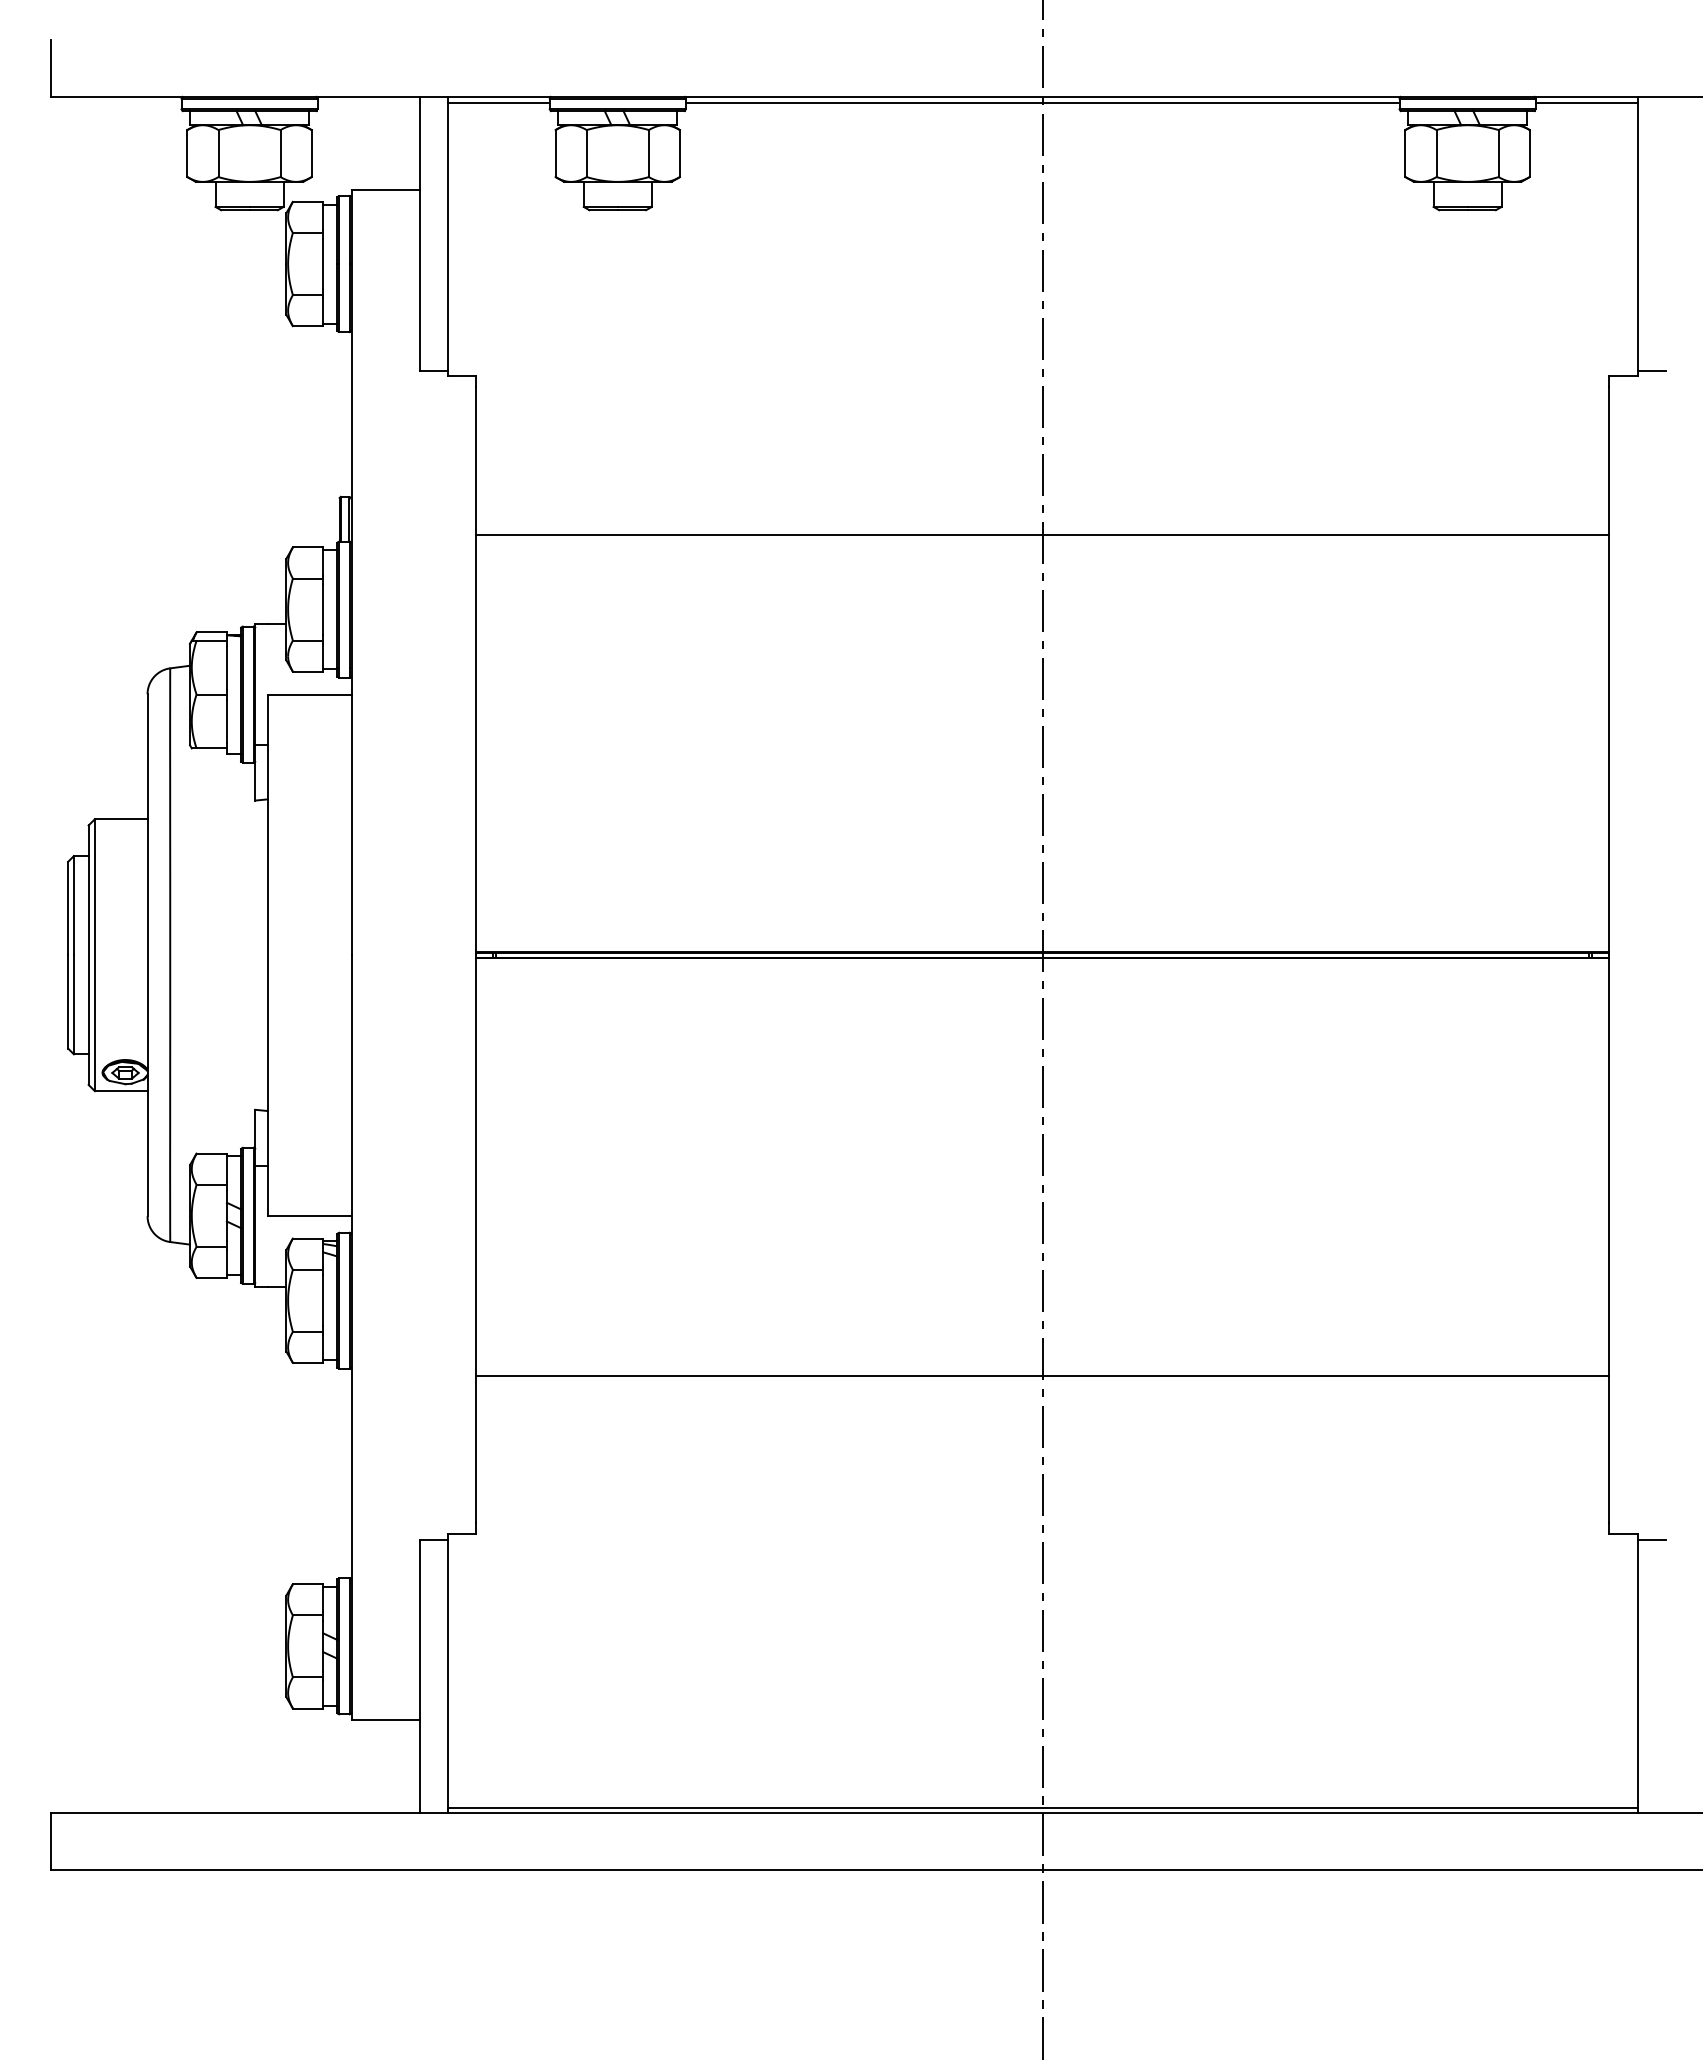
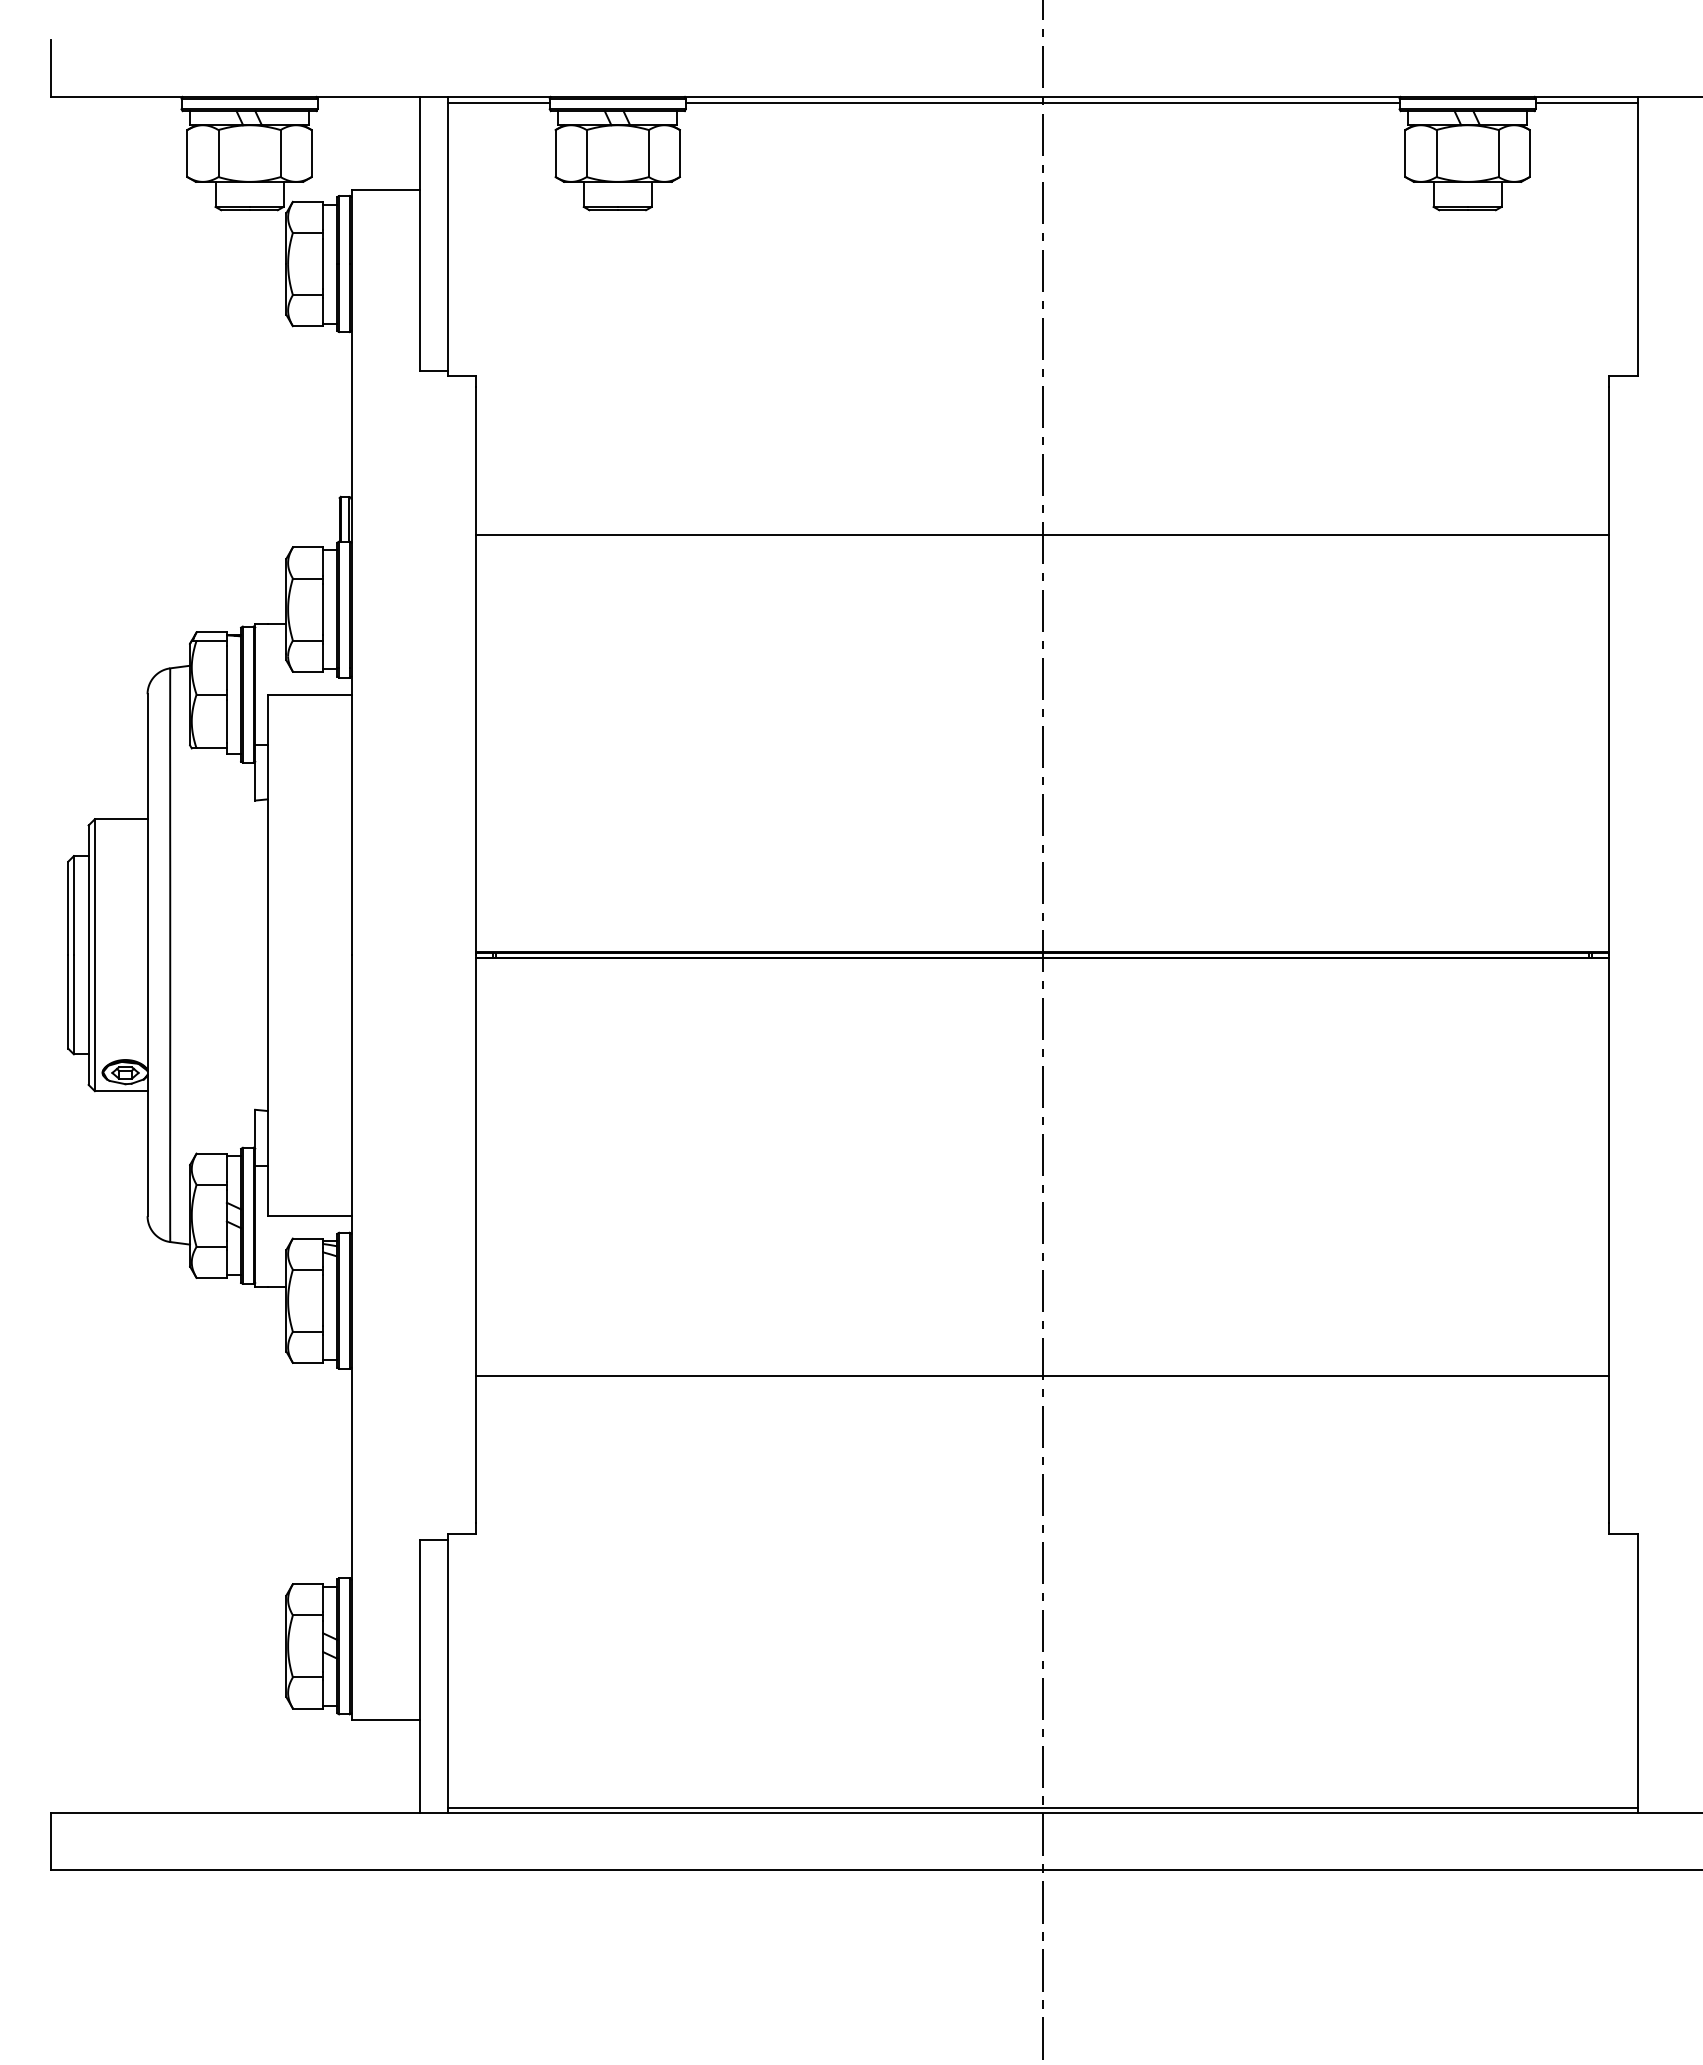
line: present -> none (1651, 370)
line: present -> none (1651, 1539)
